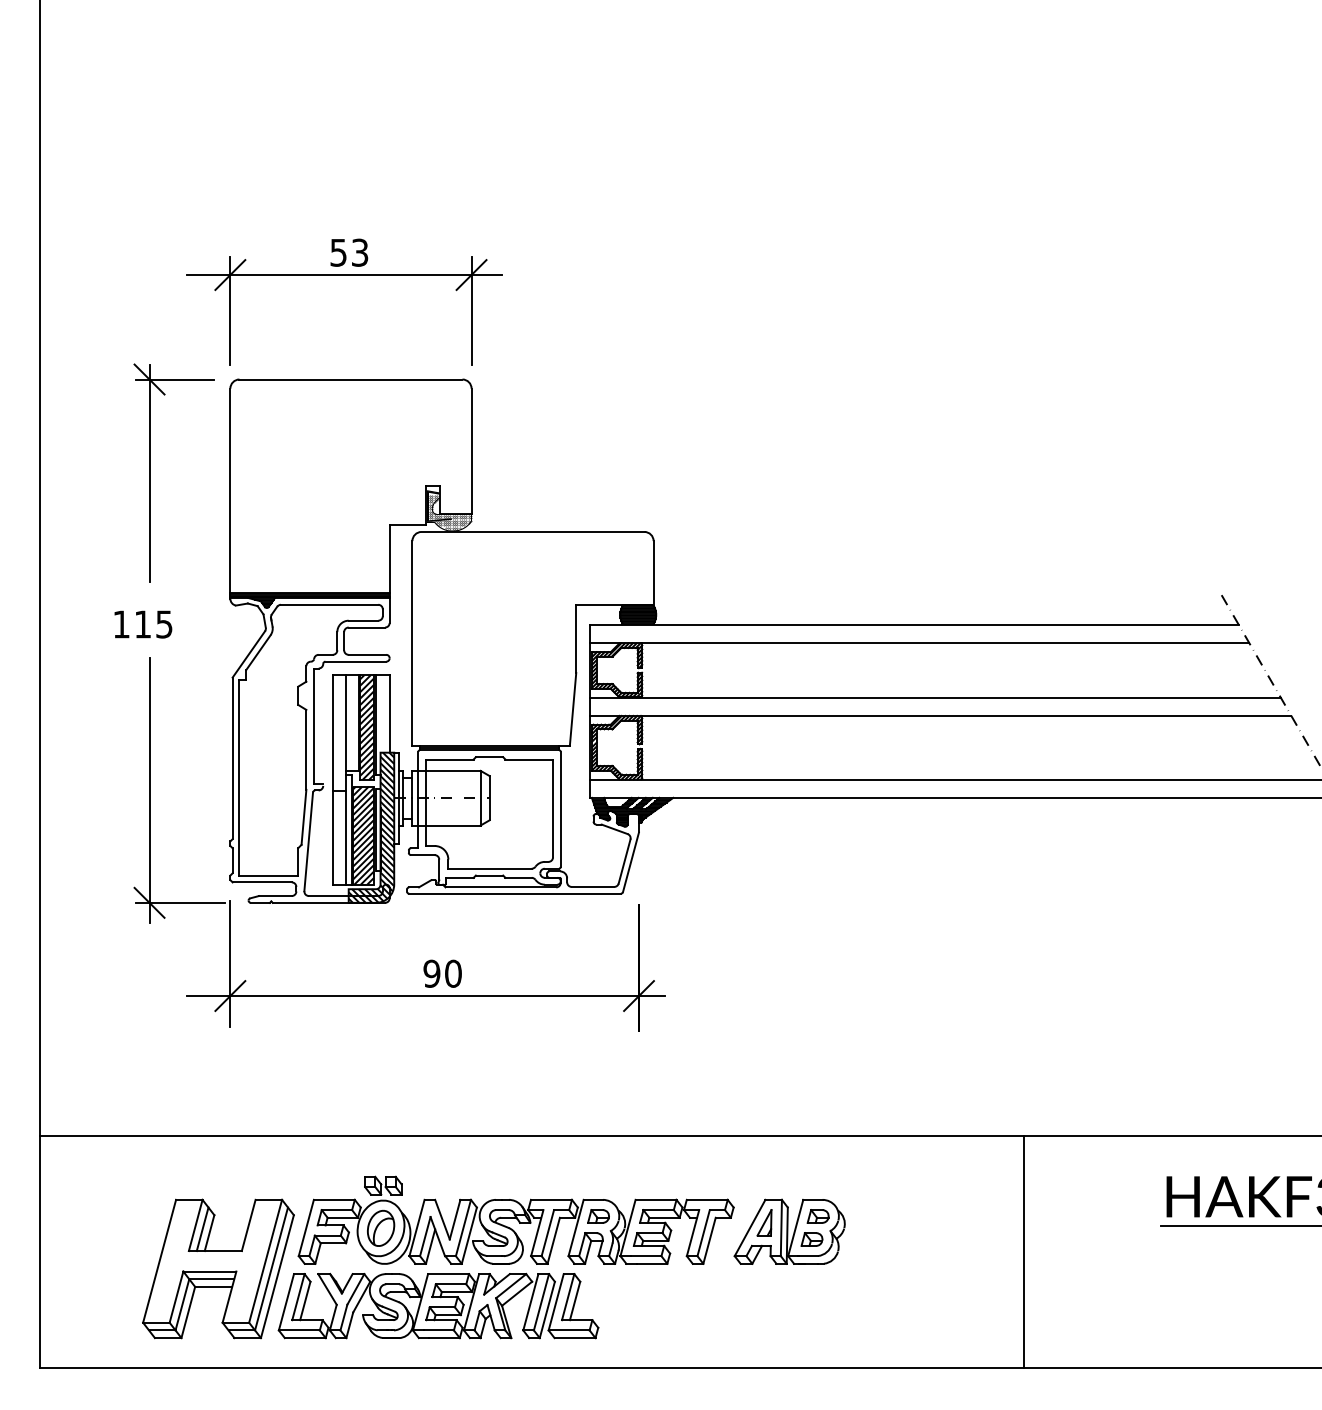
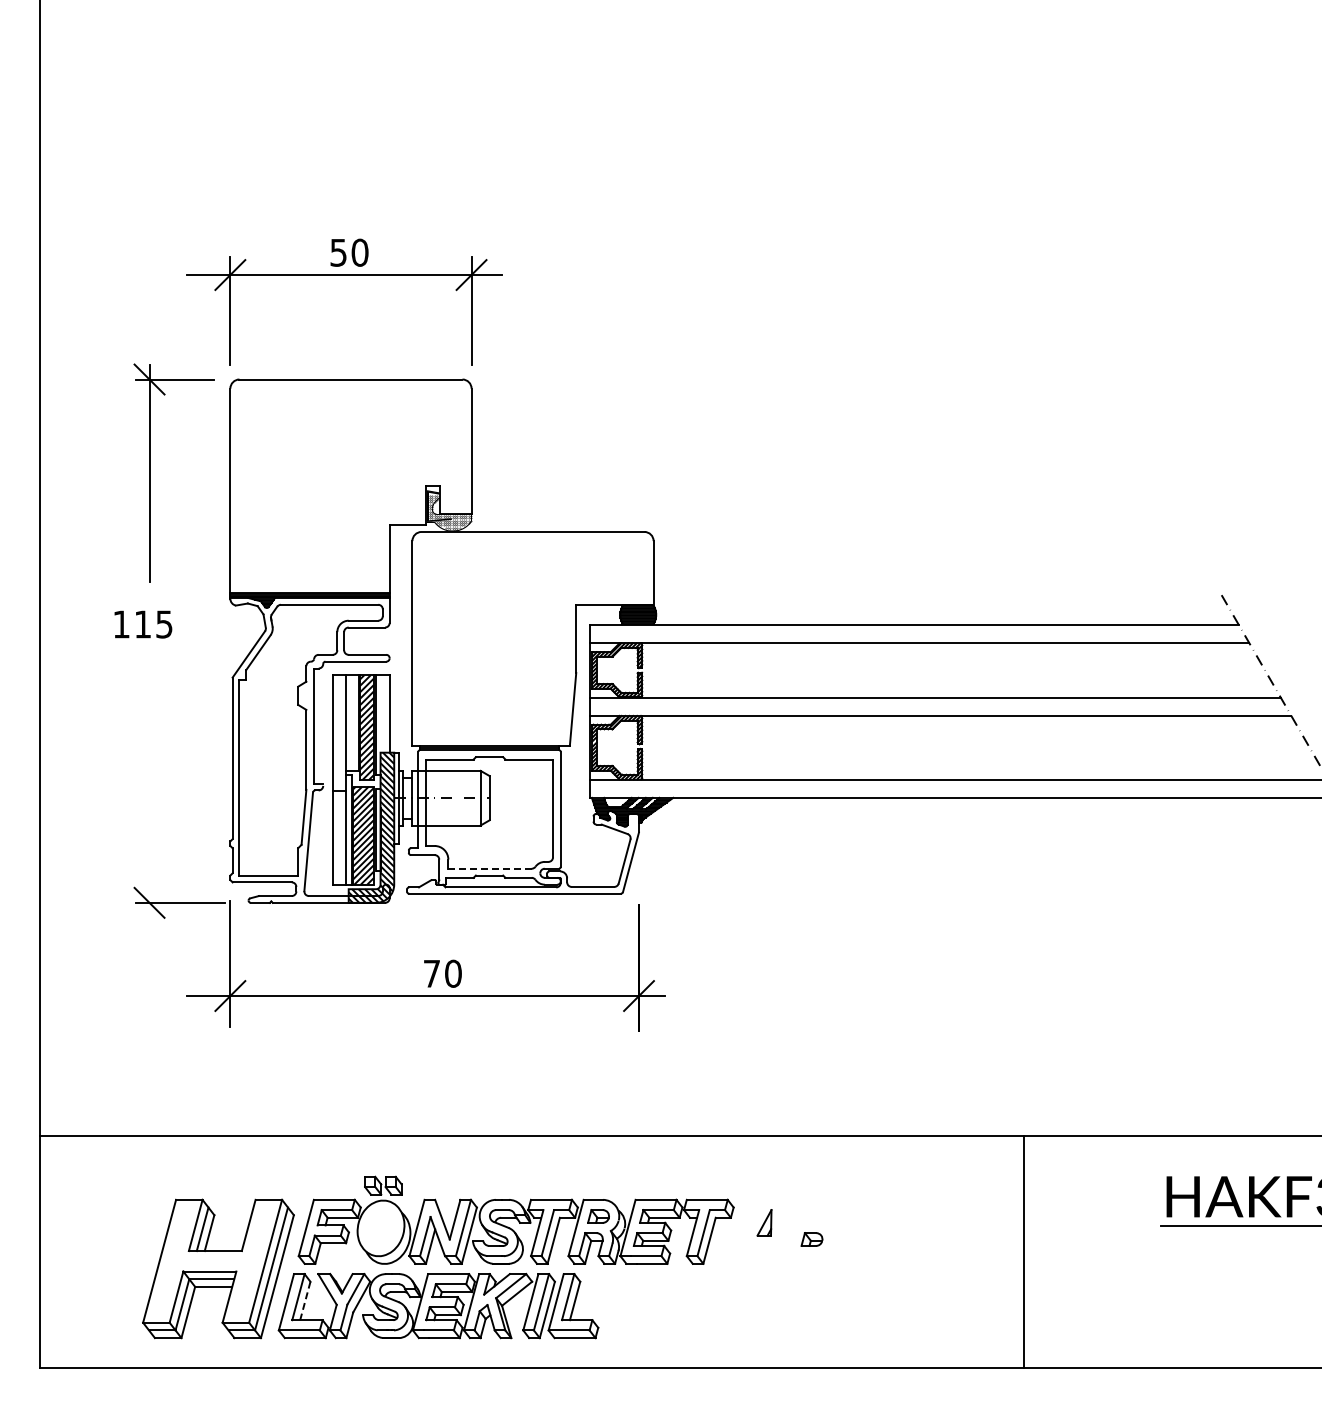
text: 53 -> 50 (359, 252)
line: present -> none (149, 789)
line: solid -> dashed (490, 868)
text: 90 -> 70 (431, 973)
part: present -> none (381, 1227)
part: present -> none (789, 1231)
line: solid -> dashed (305, 1300)
